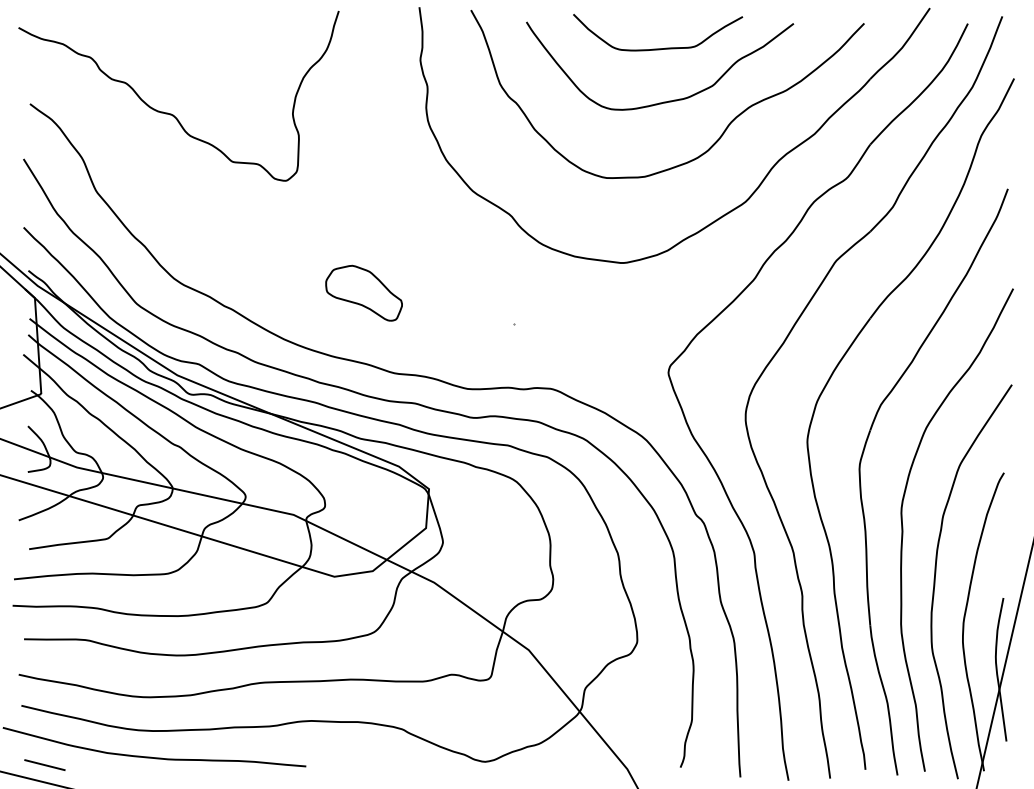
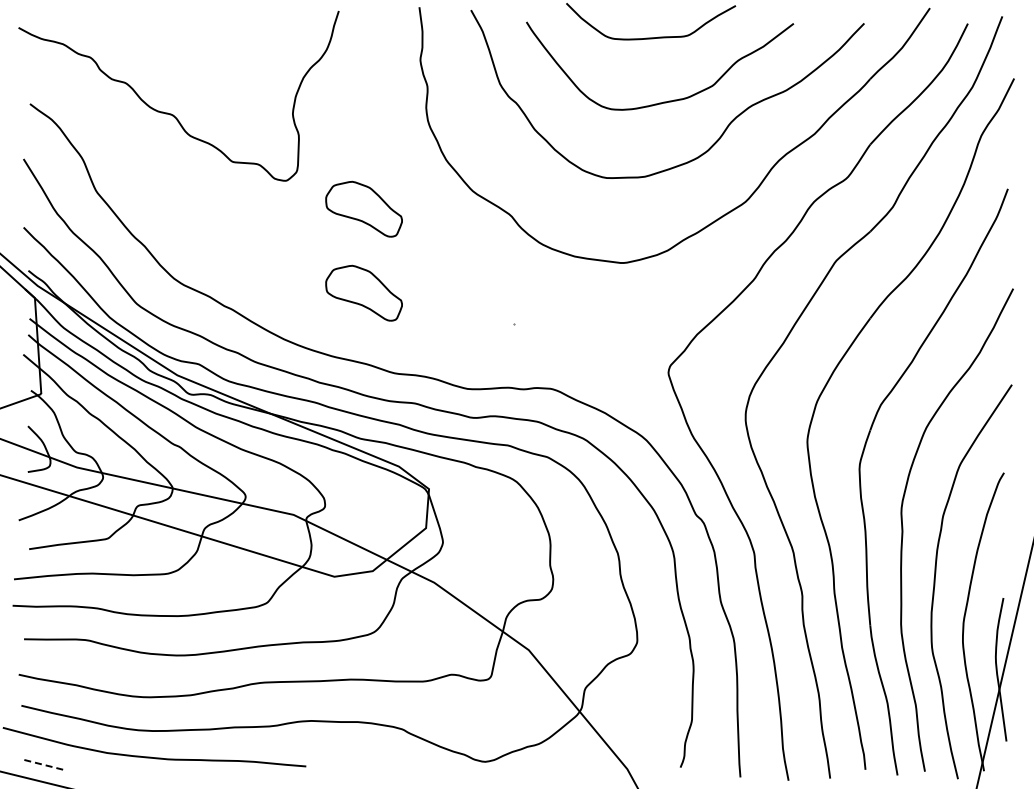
curve position: (658, 48) -> (651, 37) (651, 37)
part: none -> present (363, 208)
line: solid -> dashed (45, 765)
